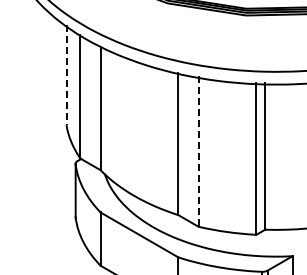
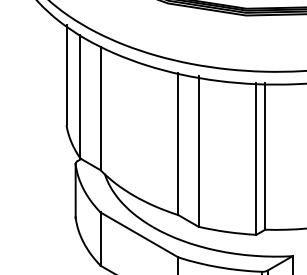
line: dashed -> solid (66, 75)
line: dashed -> solid (198, 152)
